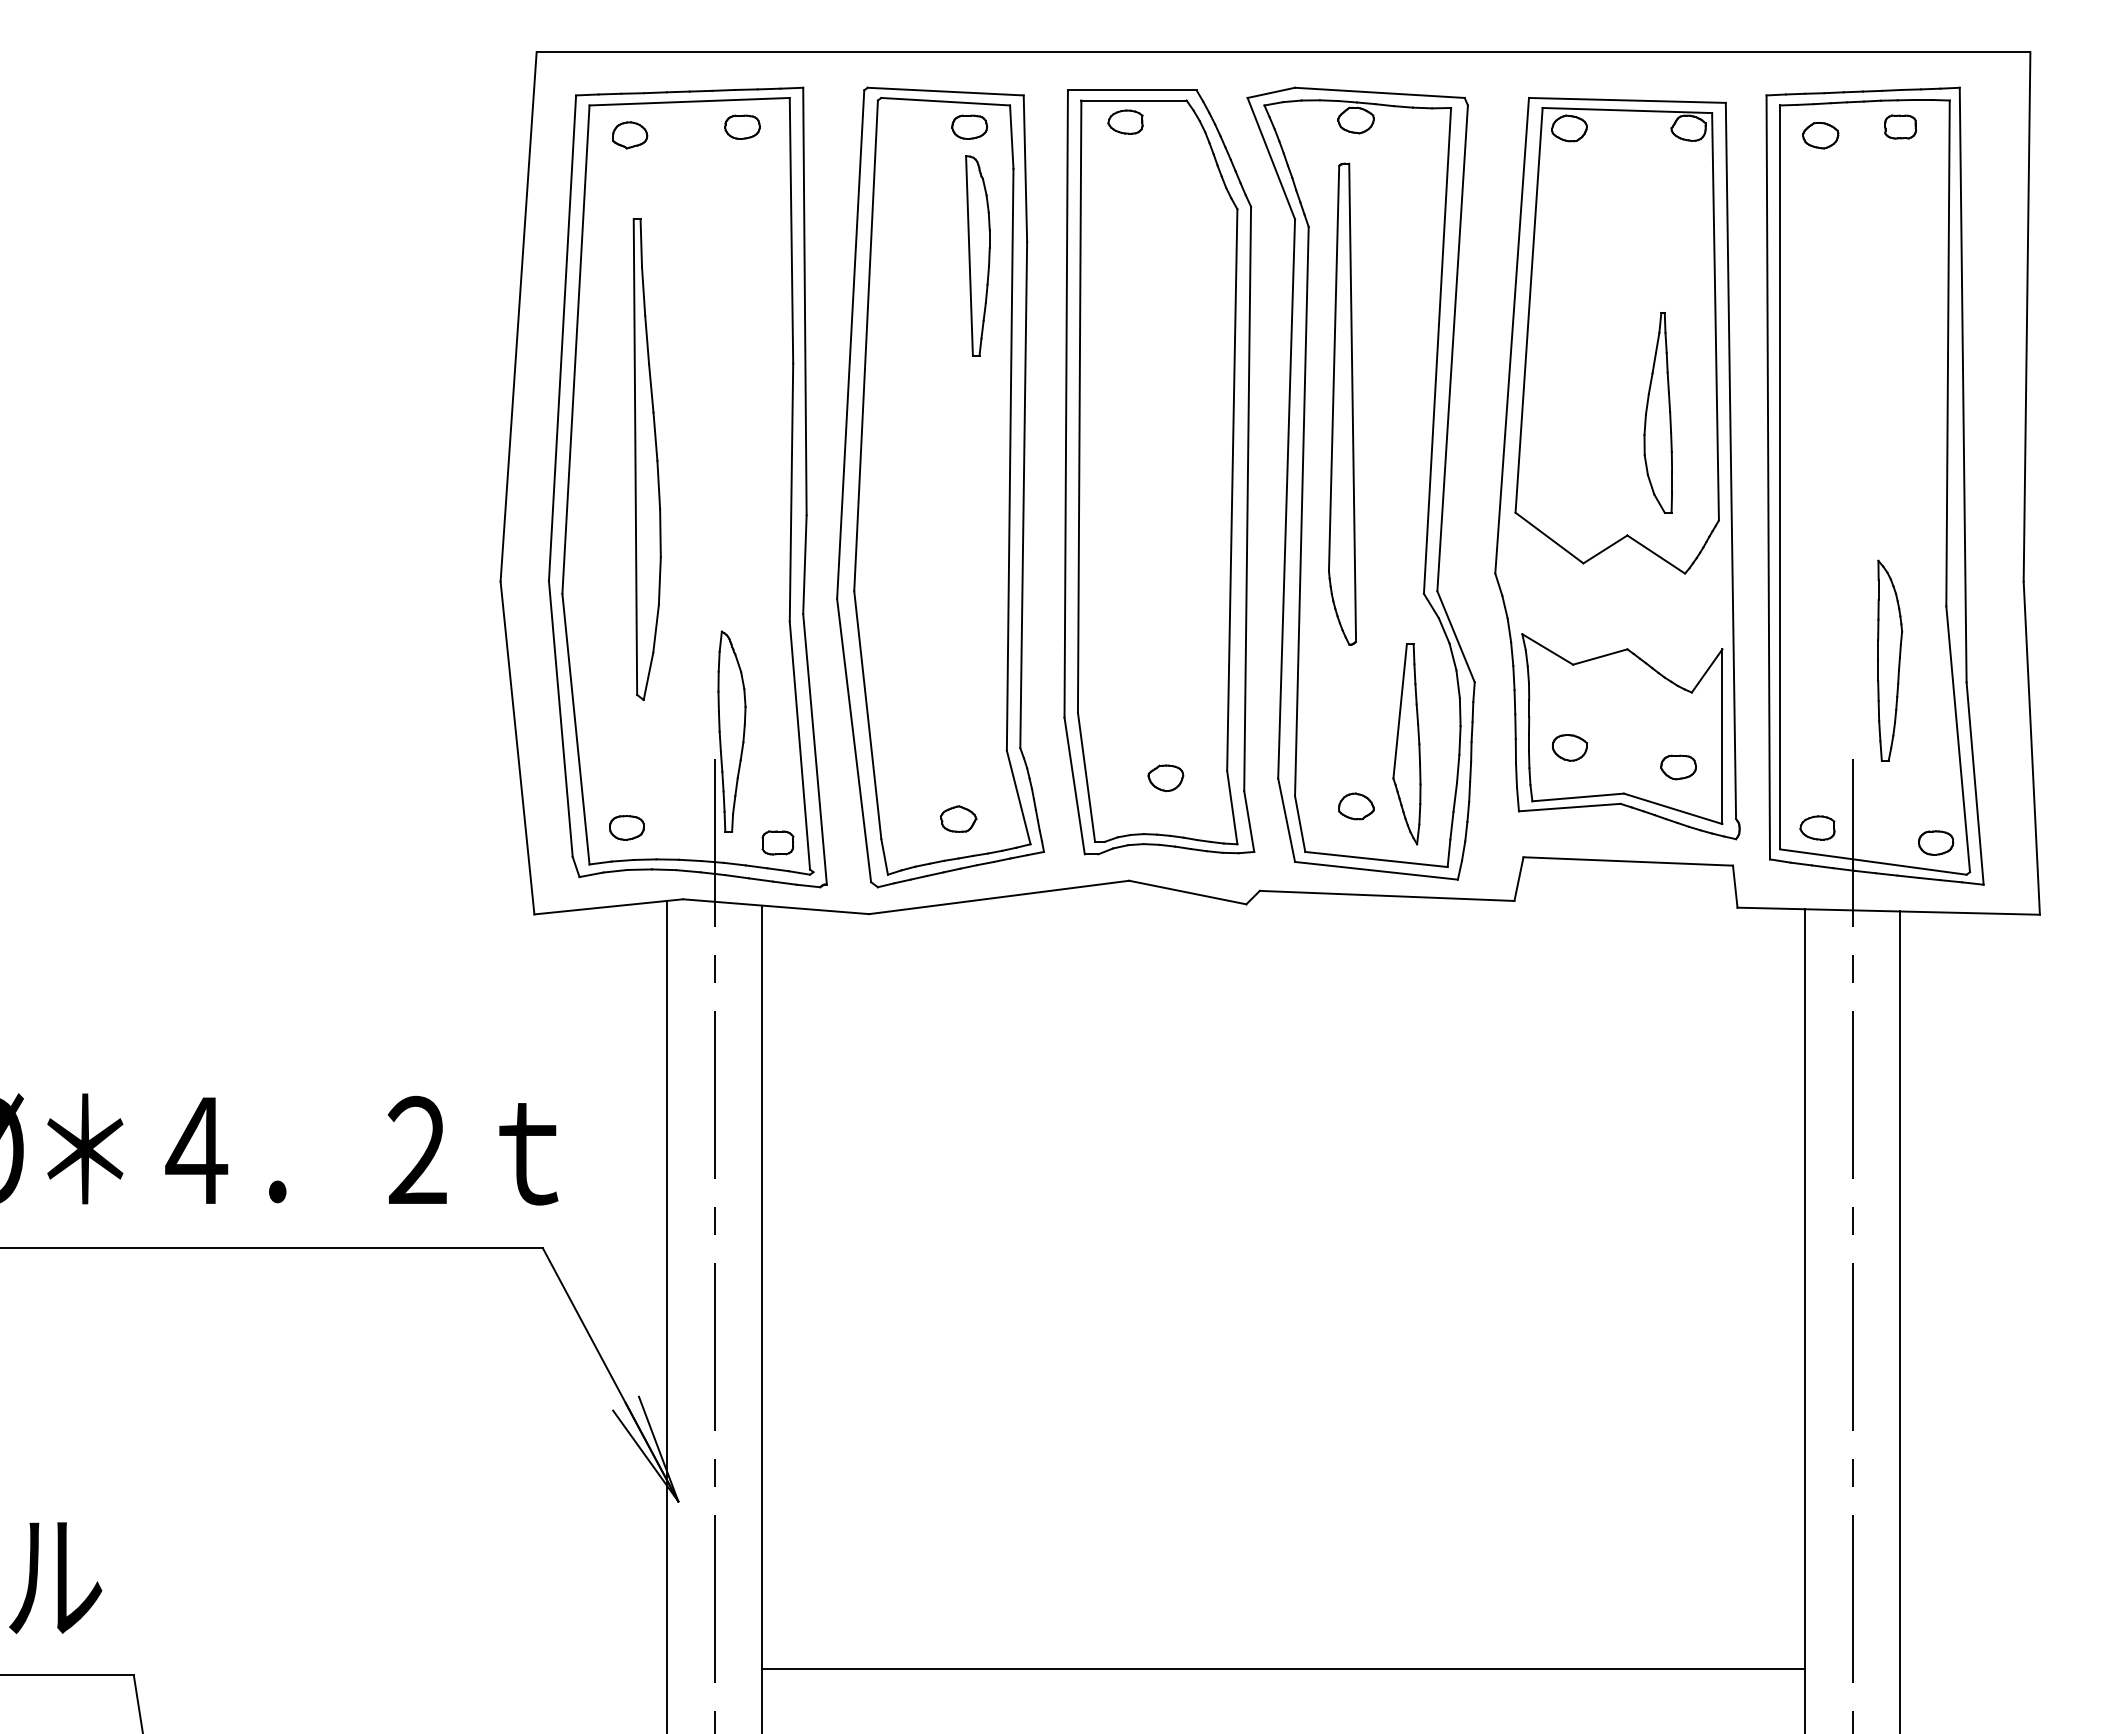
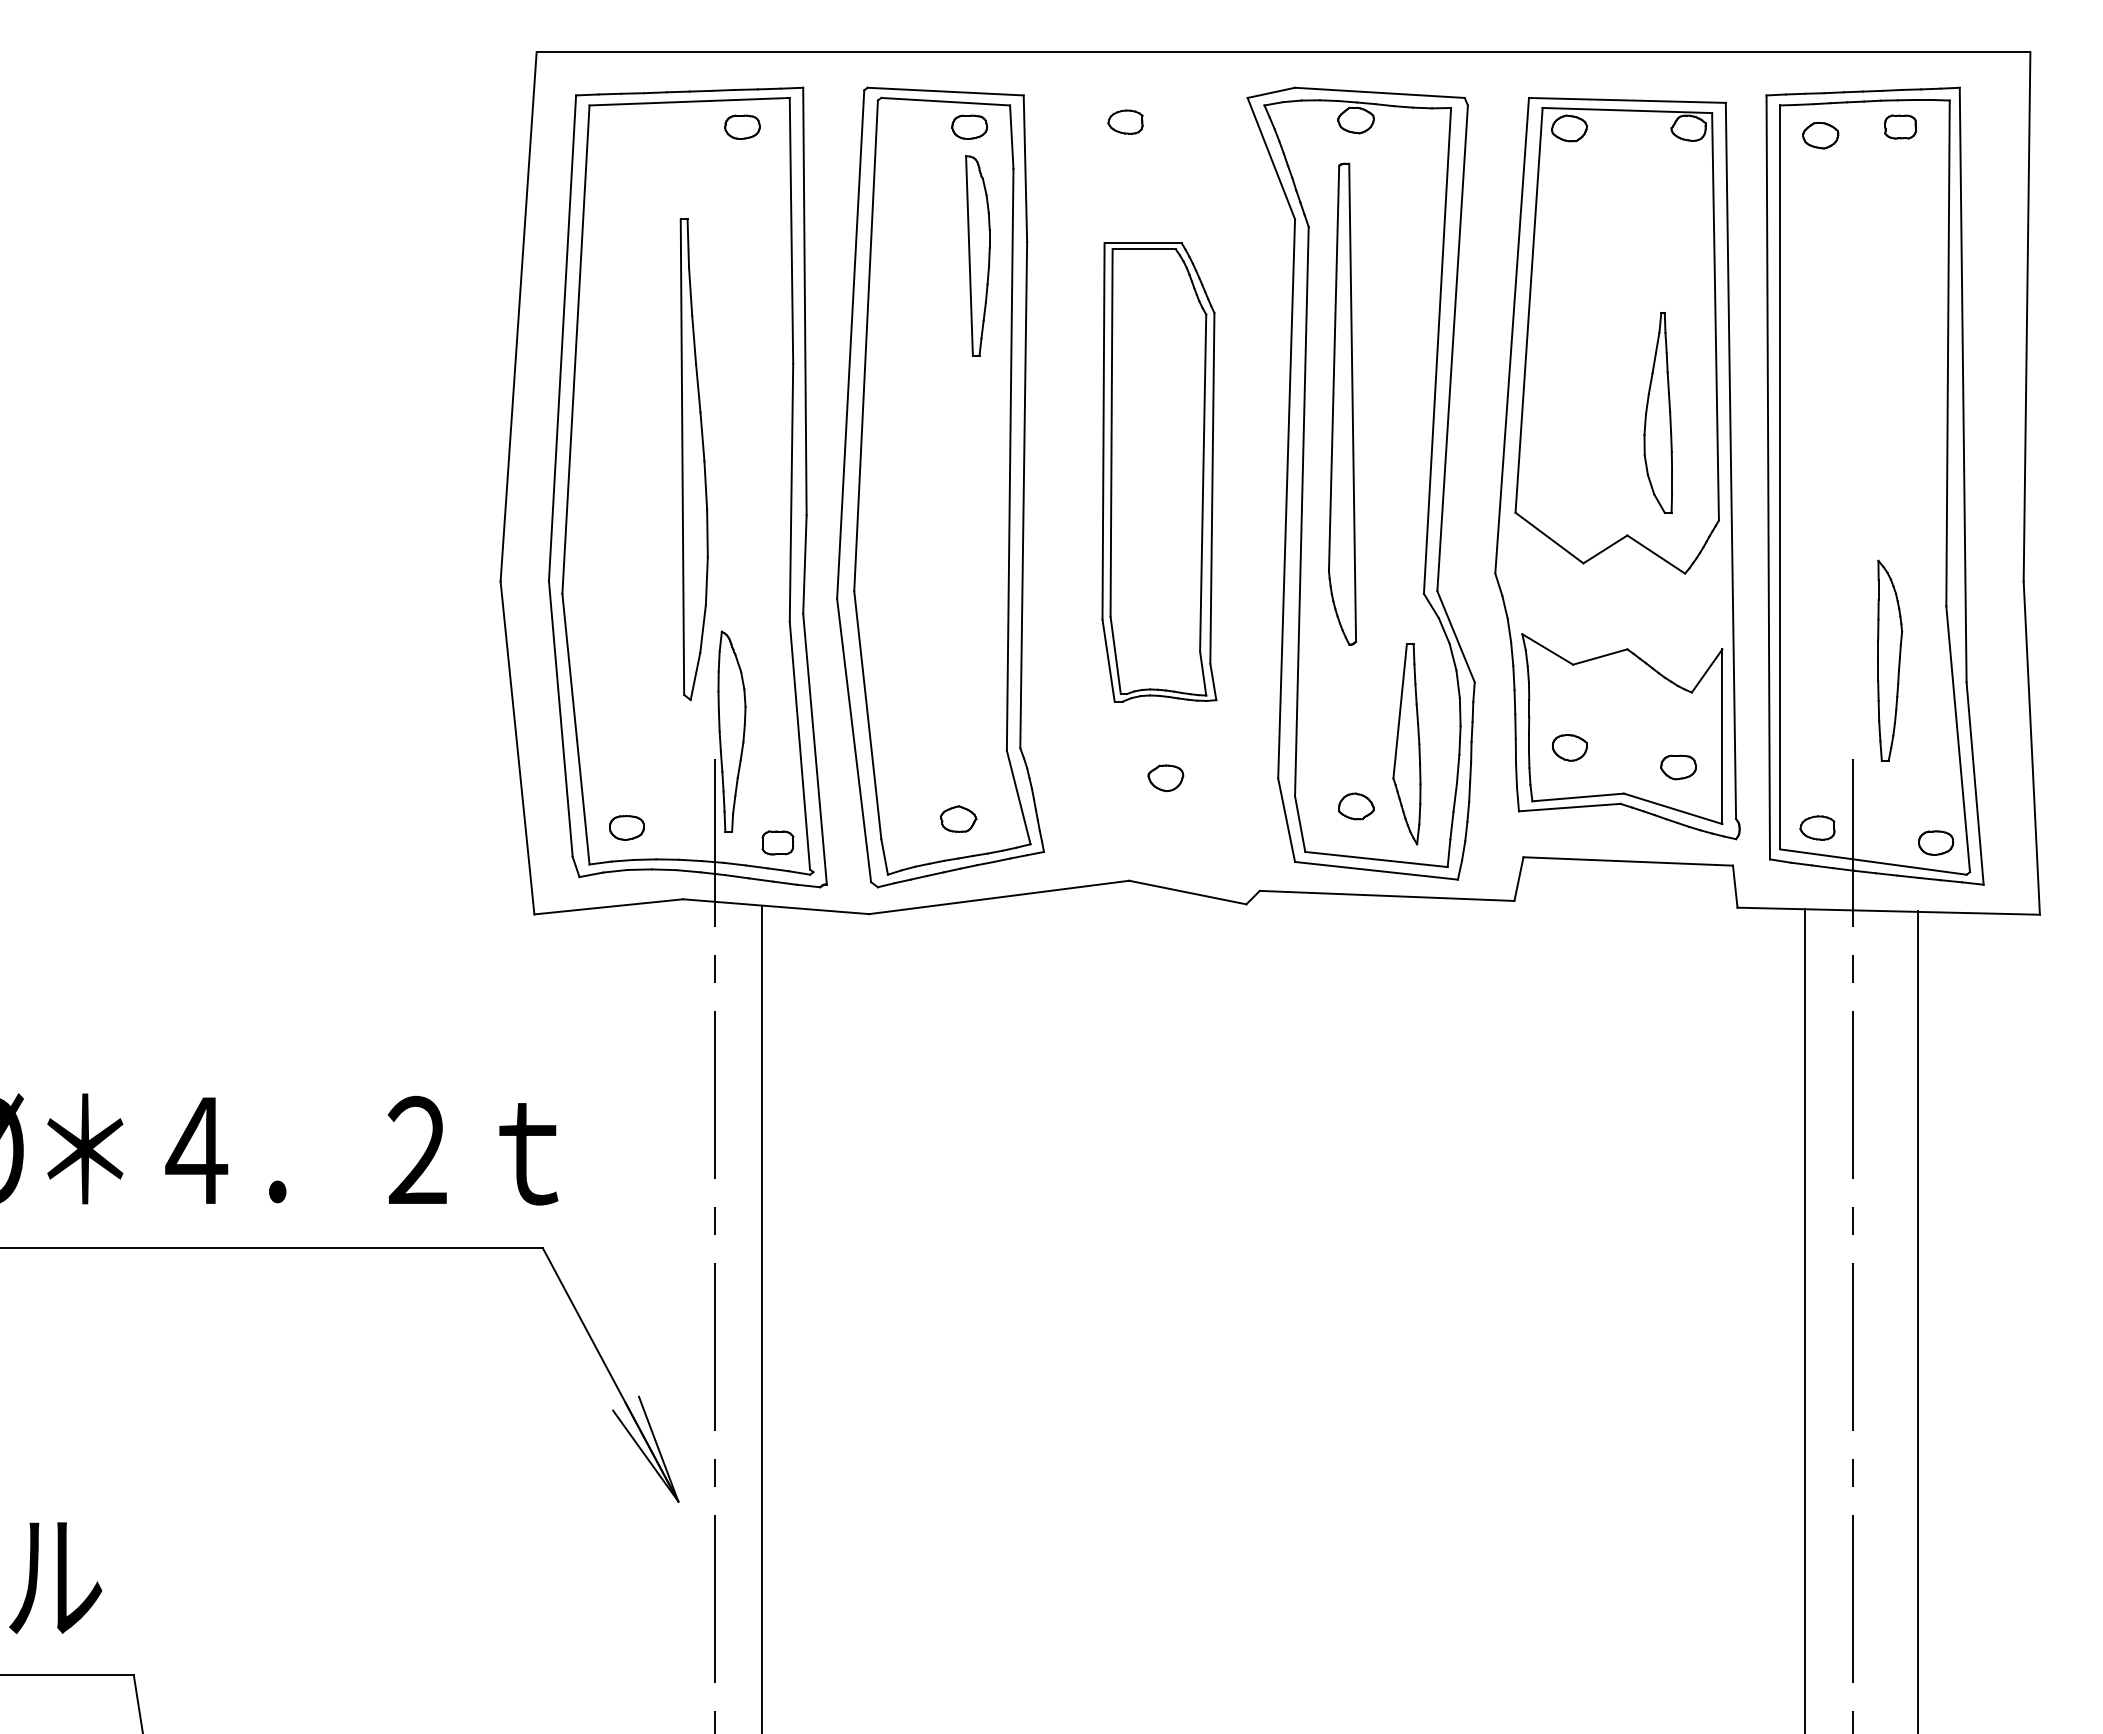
part: present -> none (630, 135)
part position: (646, 459) -> (693, 459) (693, 459)
part size: 193x767 px -> 117x461 px (1159, 472)
line: present -> none (667, 1315)
line position: (1899, 1320) -> (1917, 1320) (1917, 1320)
line: present -> none (1283, 1669)
